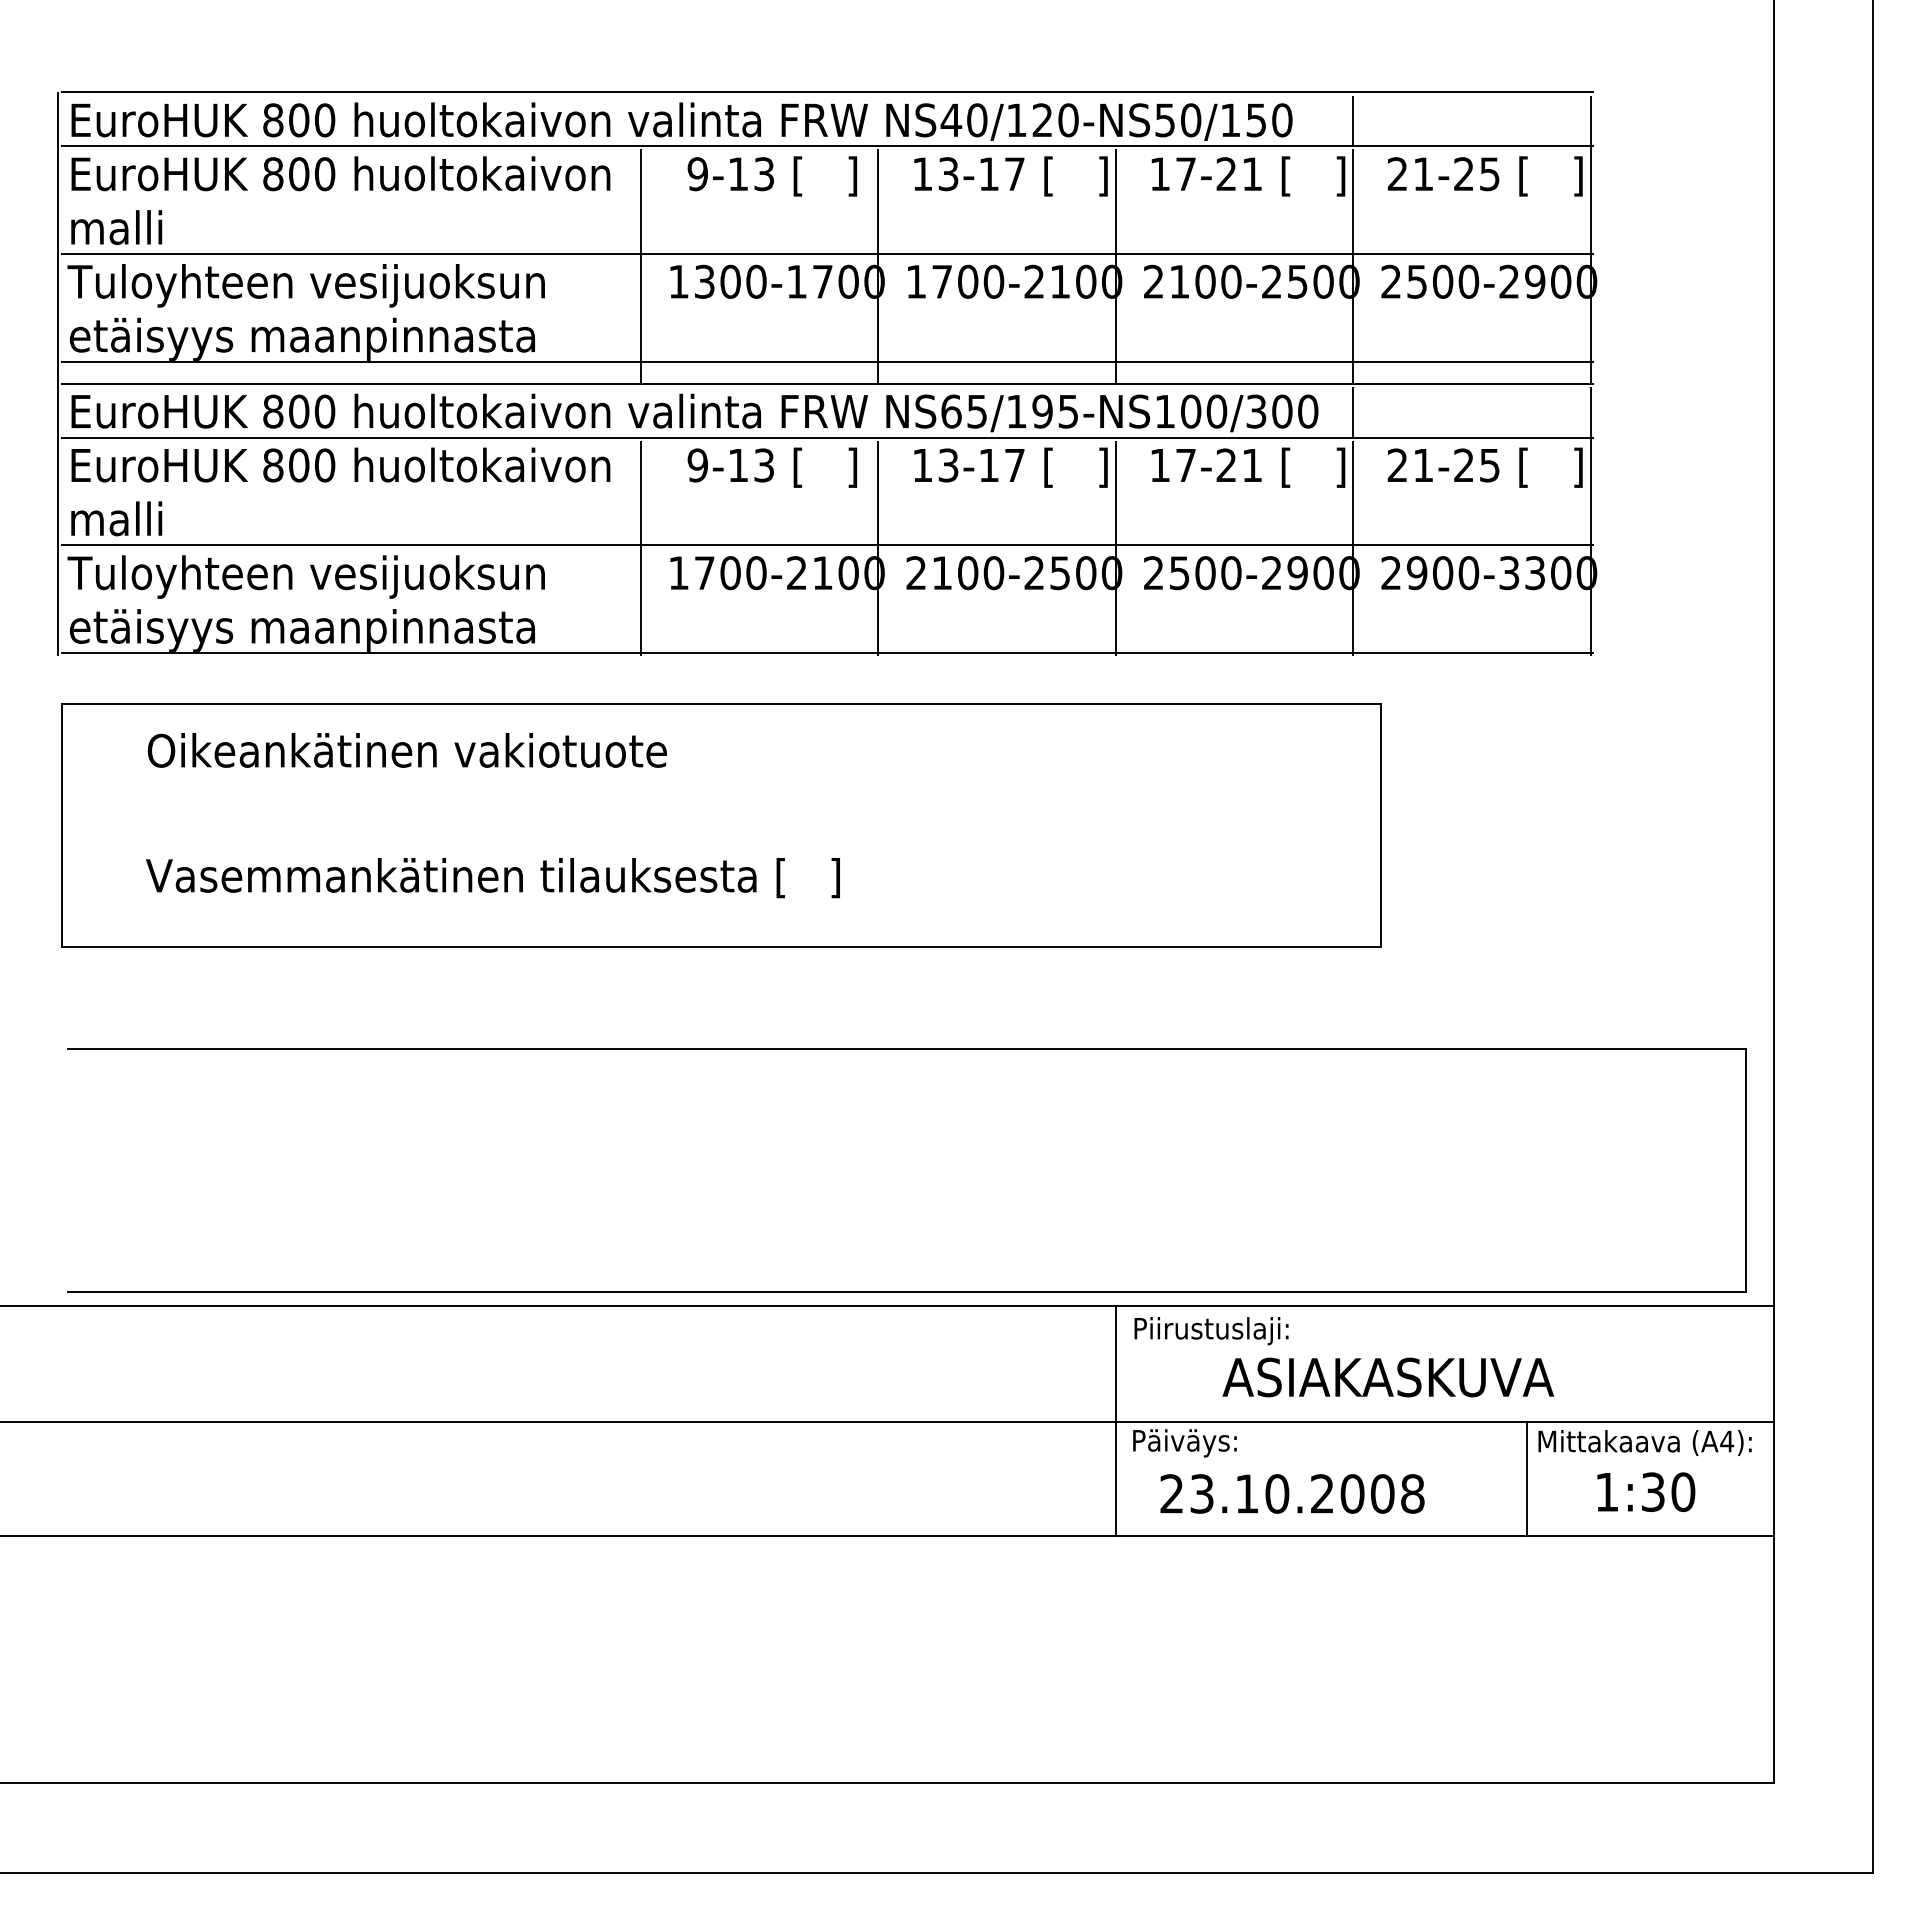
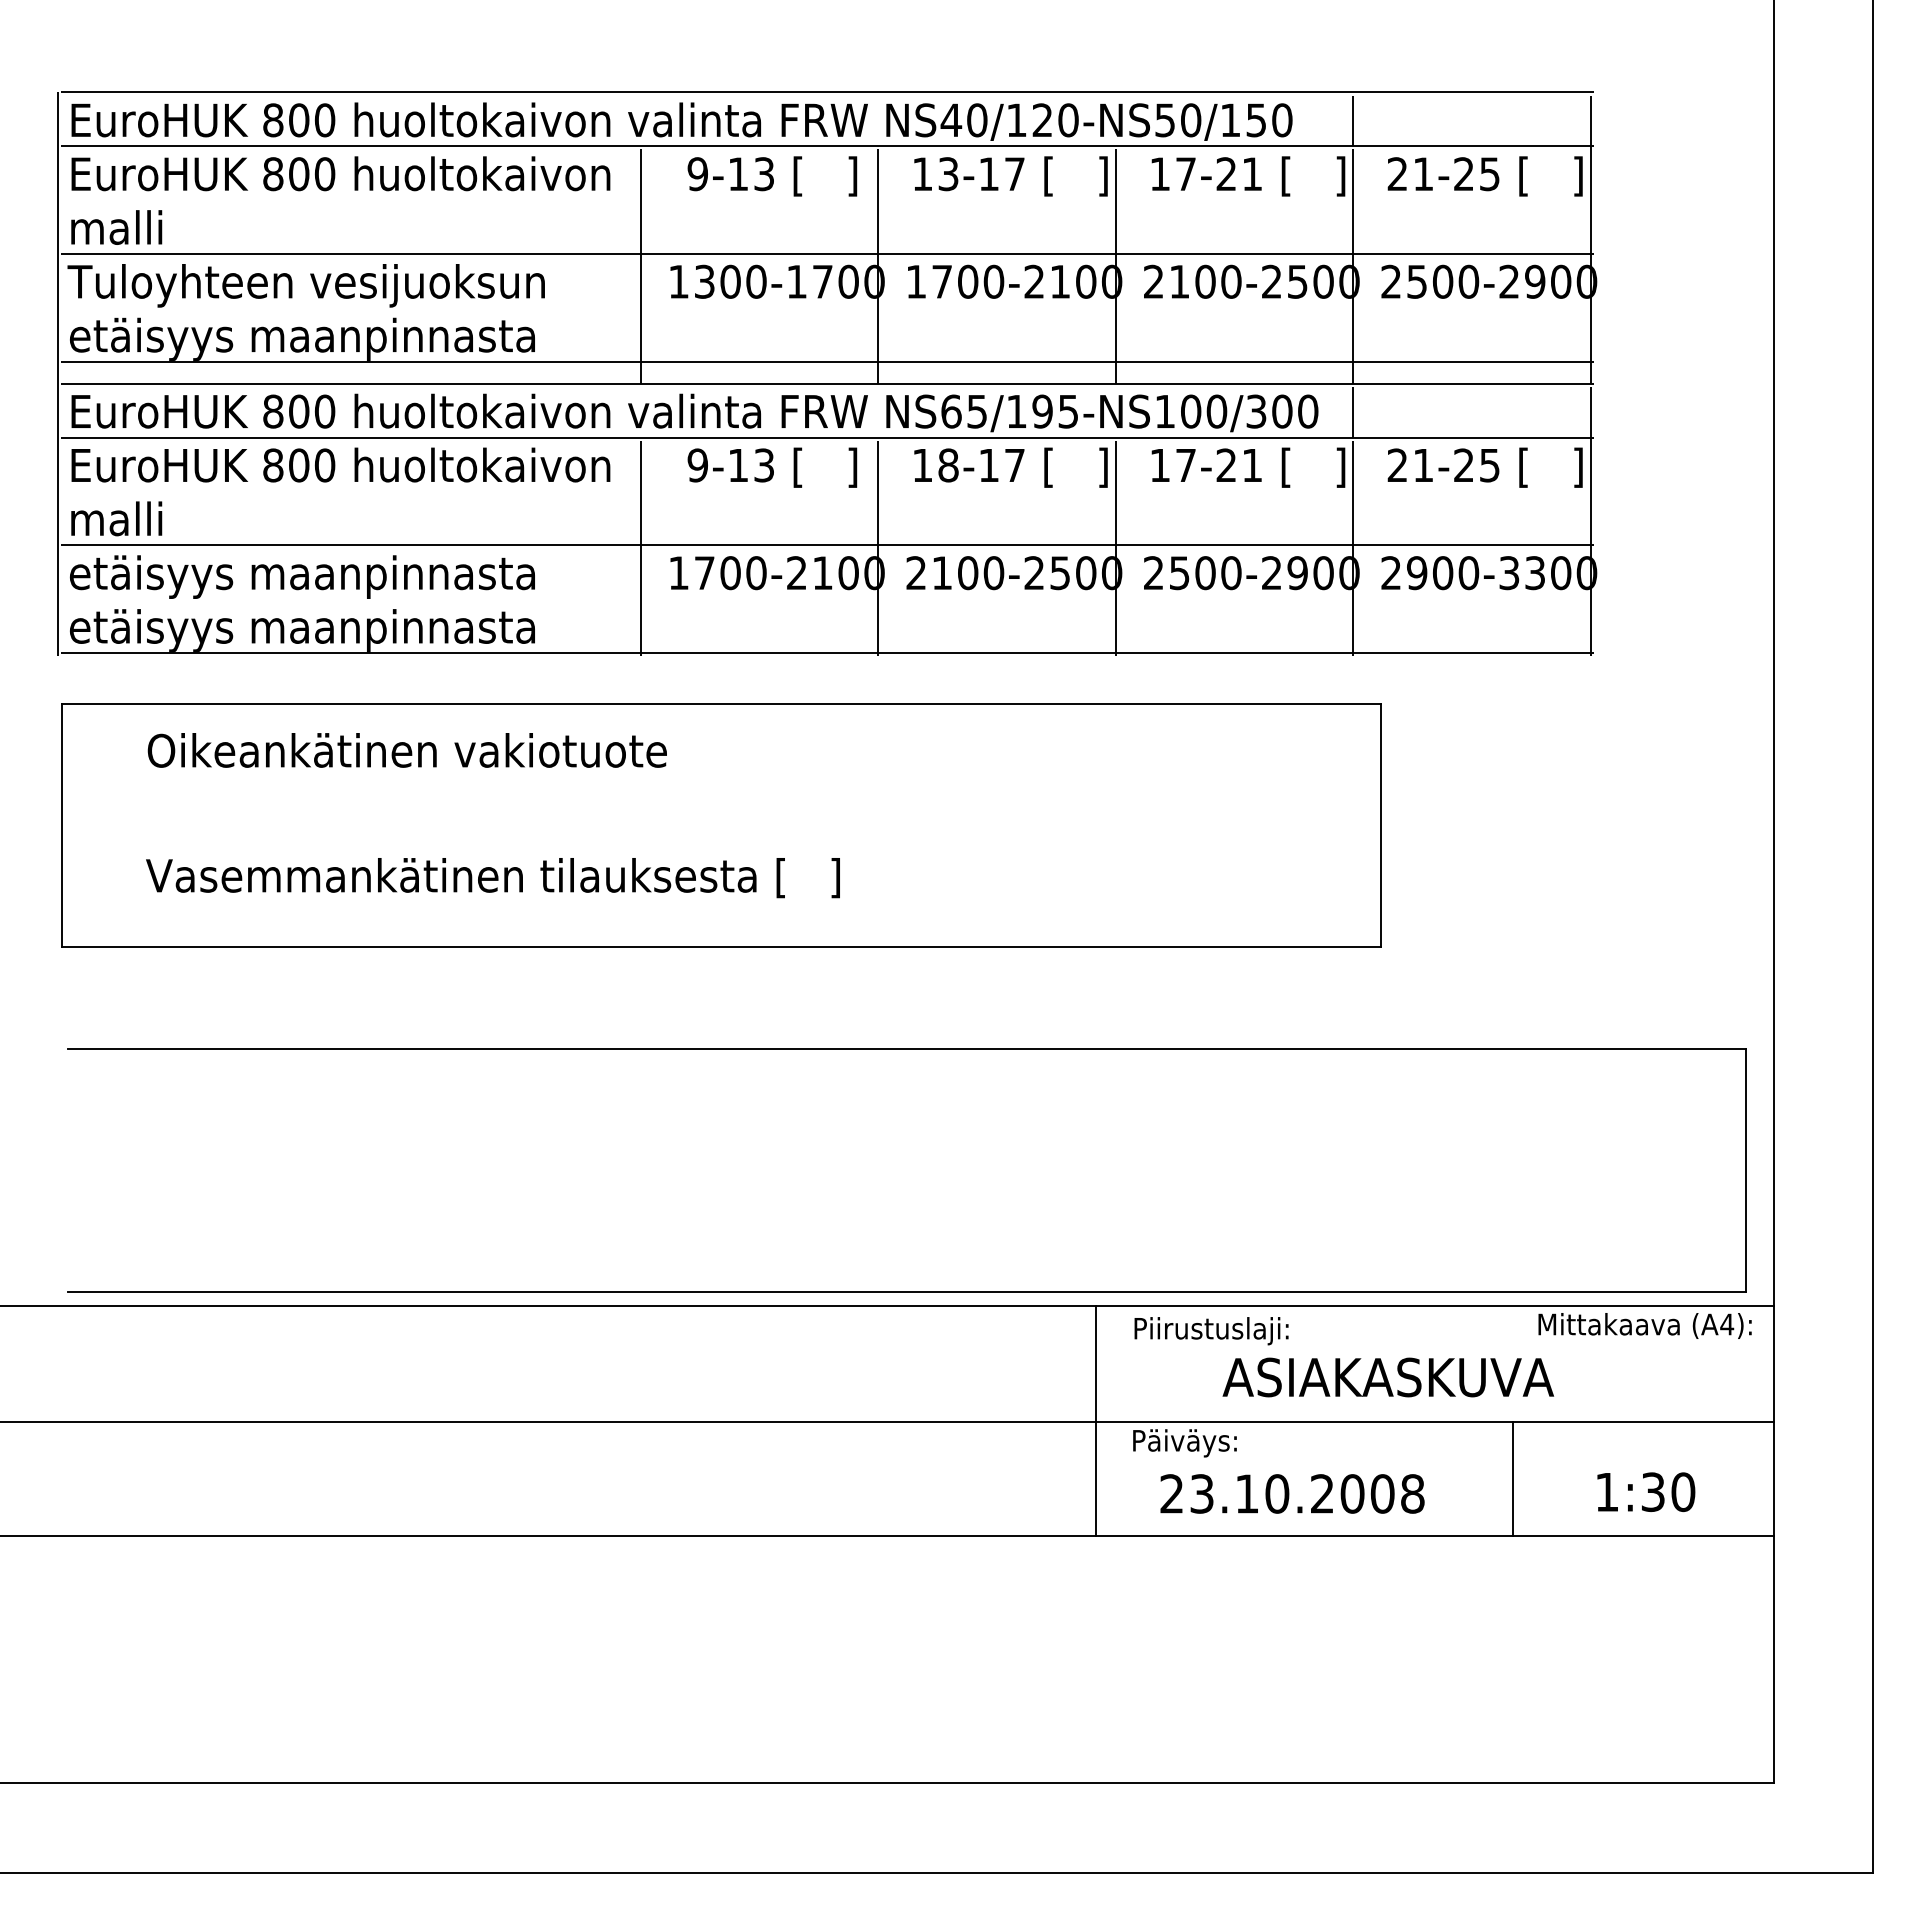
text: 13-17 -> 18-17 (948, 465)
text: Tuloyhteen vesijuoksun -> etäisyys maanpinnasta (305, 576)
line position: (1116, 1421) -> (1096, 1421) (1096, 1421)
text position: (1644, 1442) -> (1644, 1325) (1644, 1325)
line position: (1526, 1478) -> (1512, 1478) (1512, 1478)
